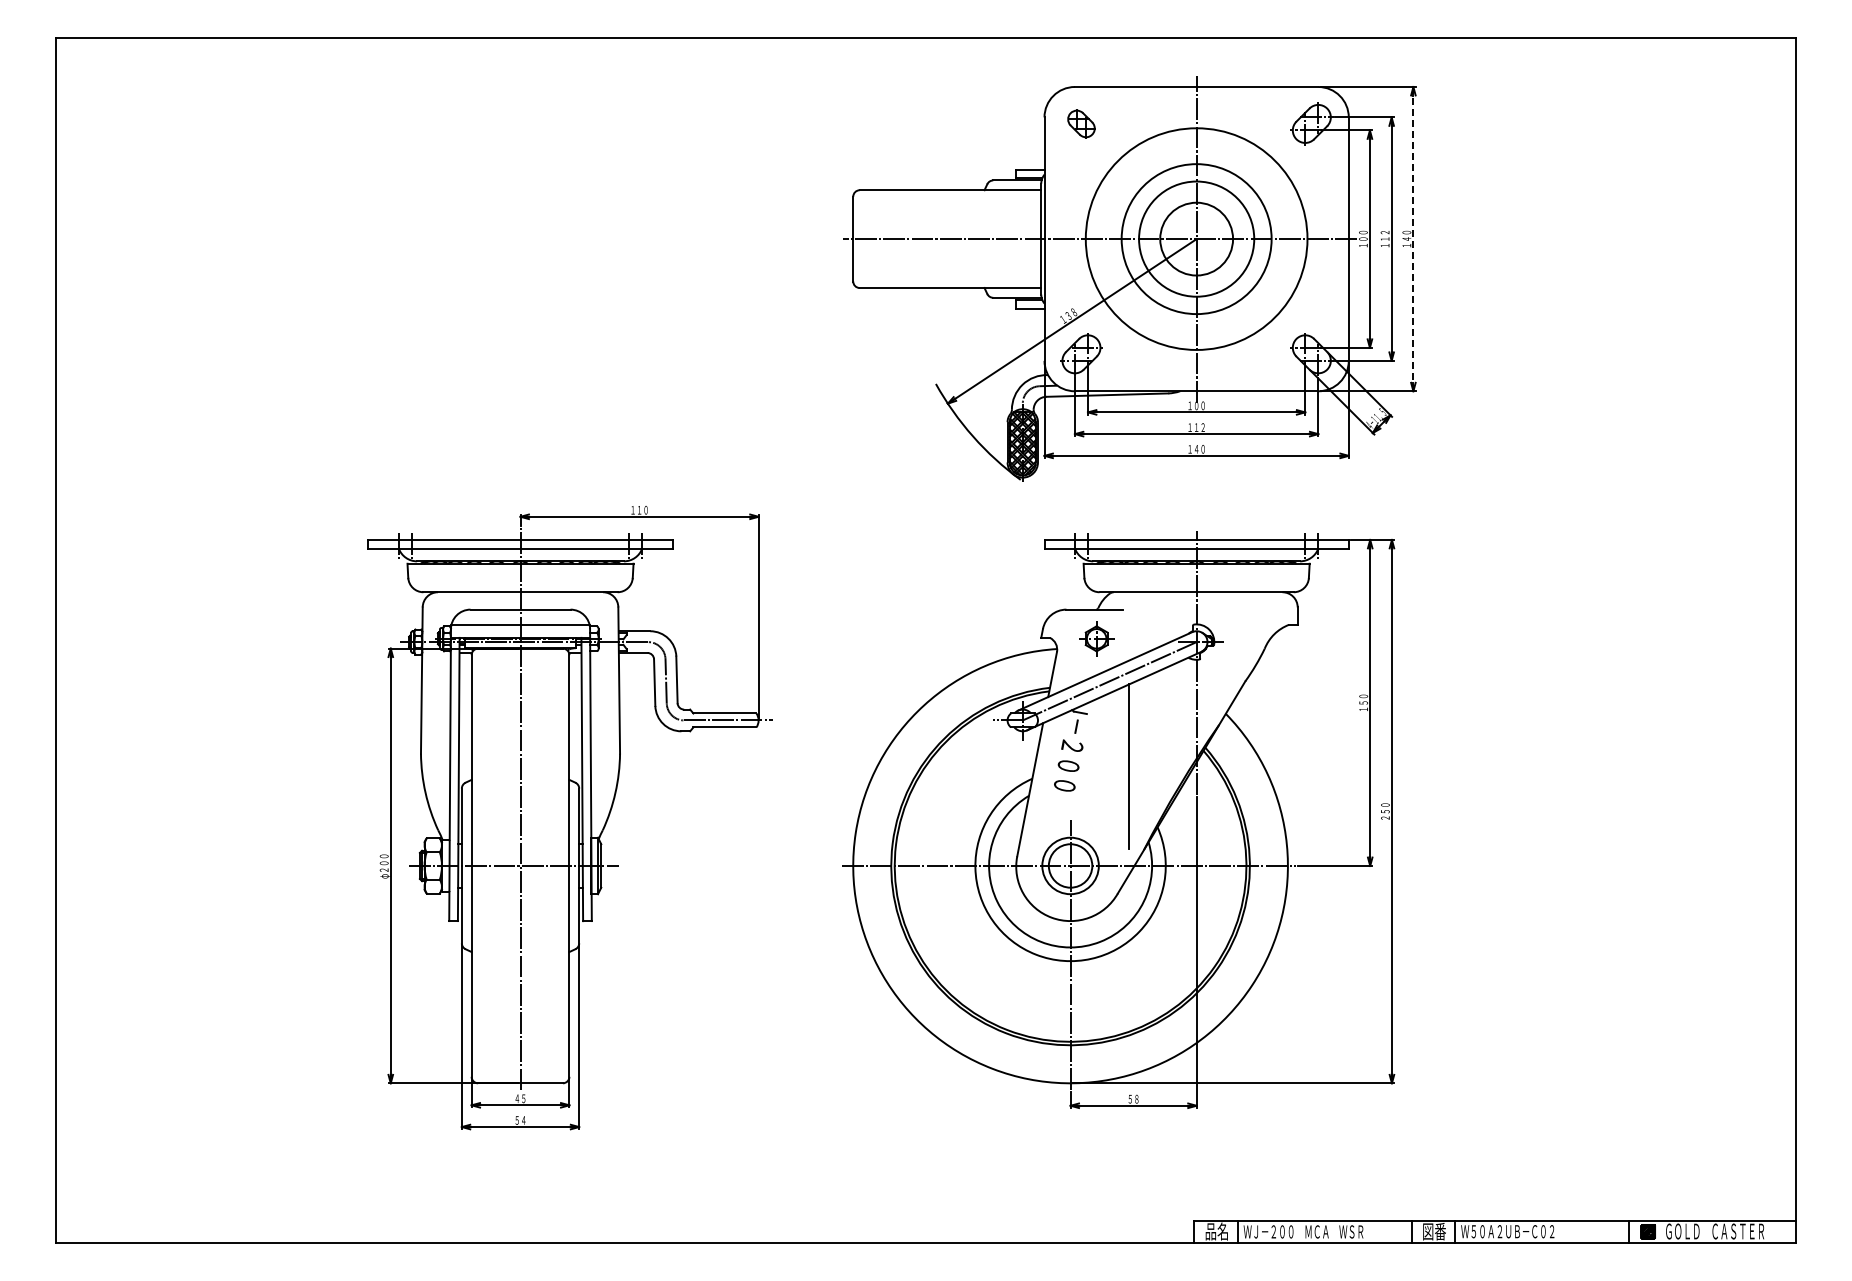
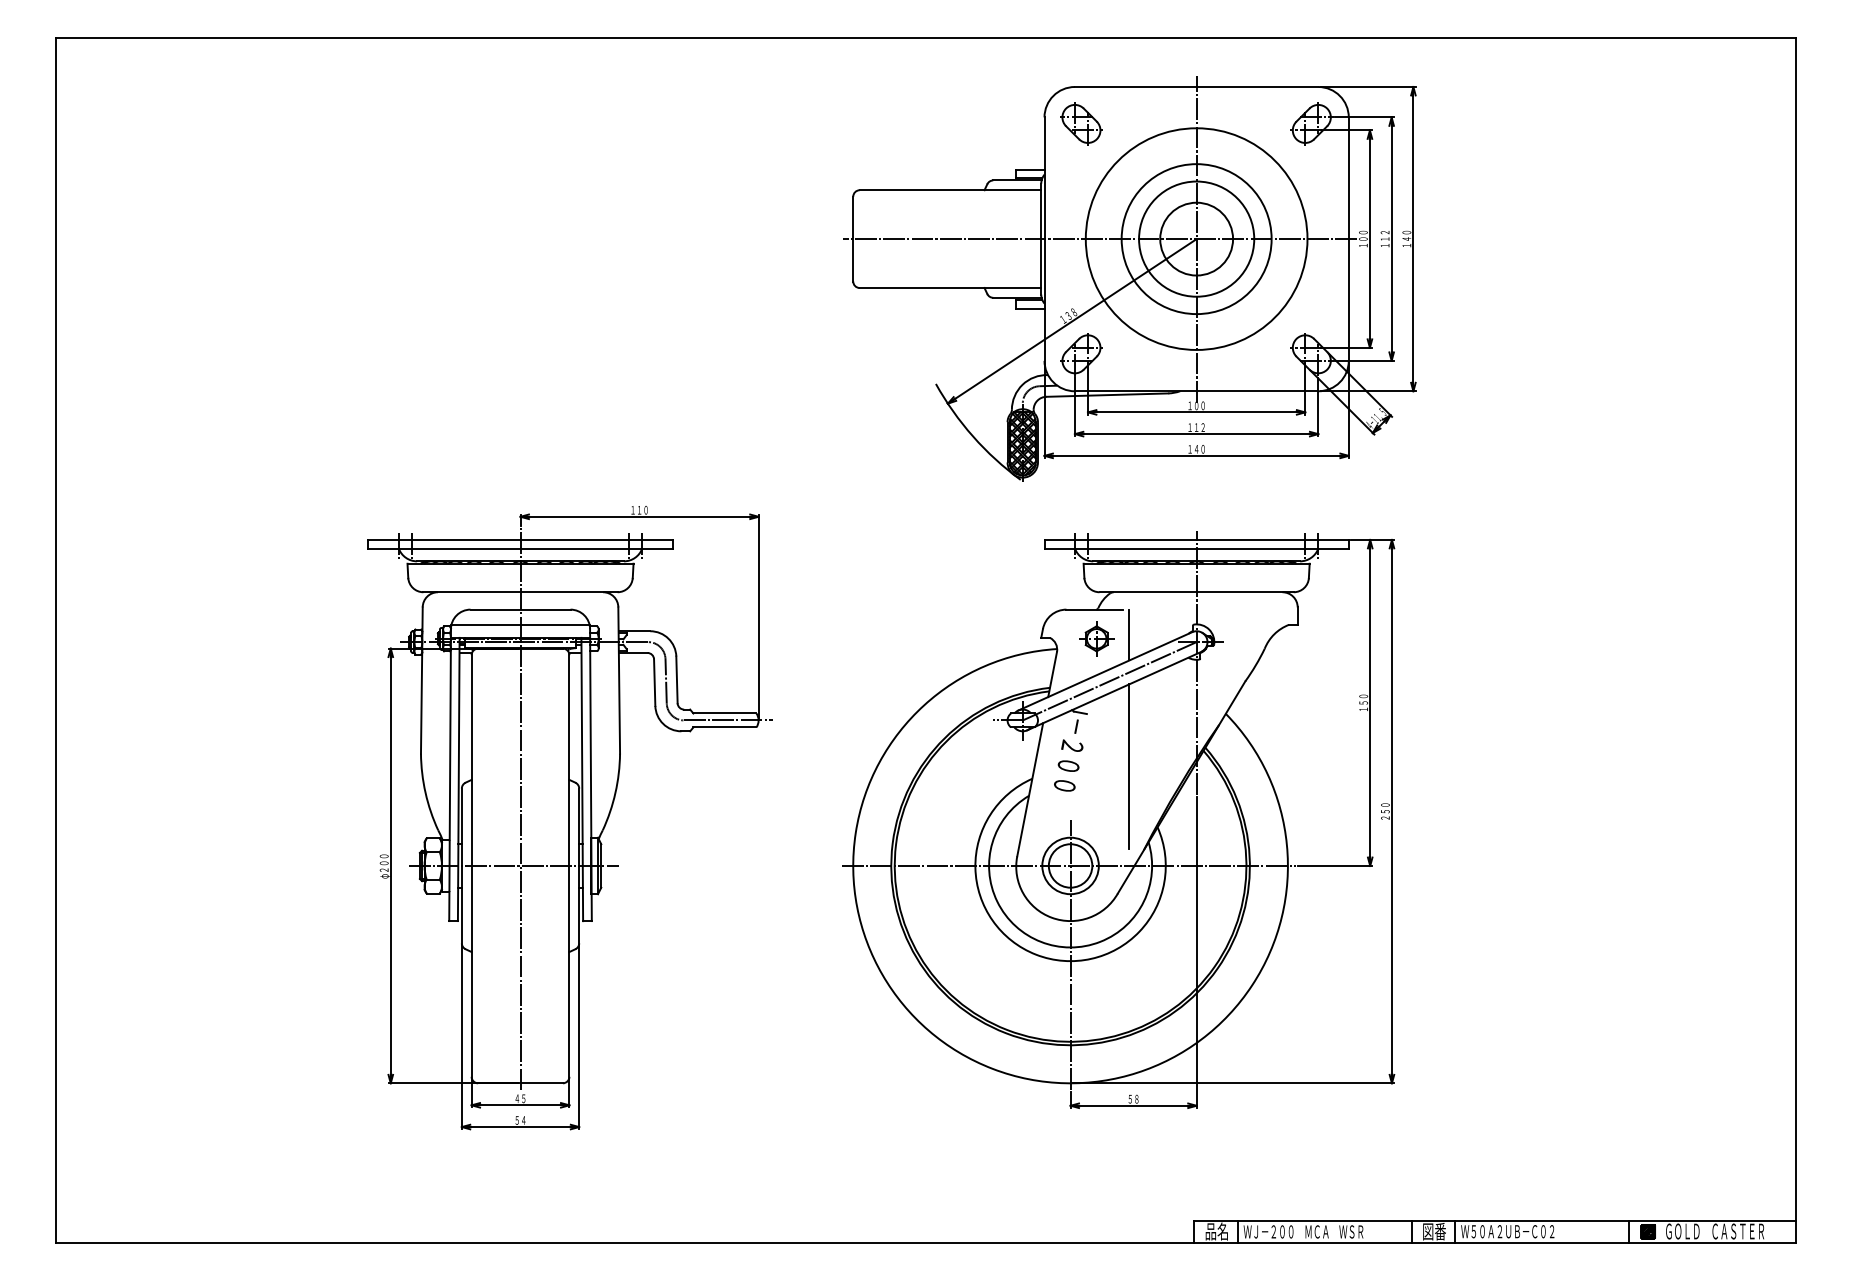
part size: 29x30 px -> 43x44 px (1081, 123)
line: dashed -> solid (1413, 238)
line: none -> present (1129, 634)
